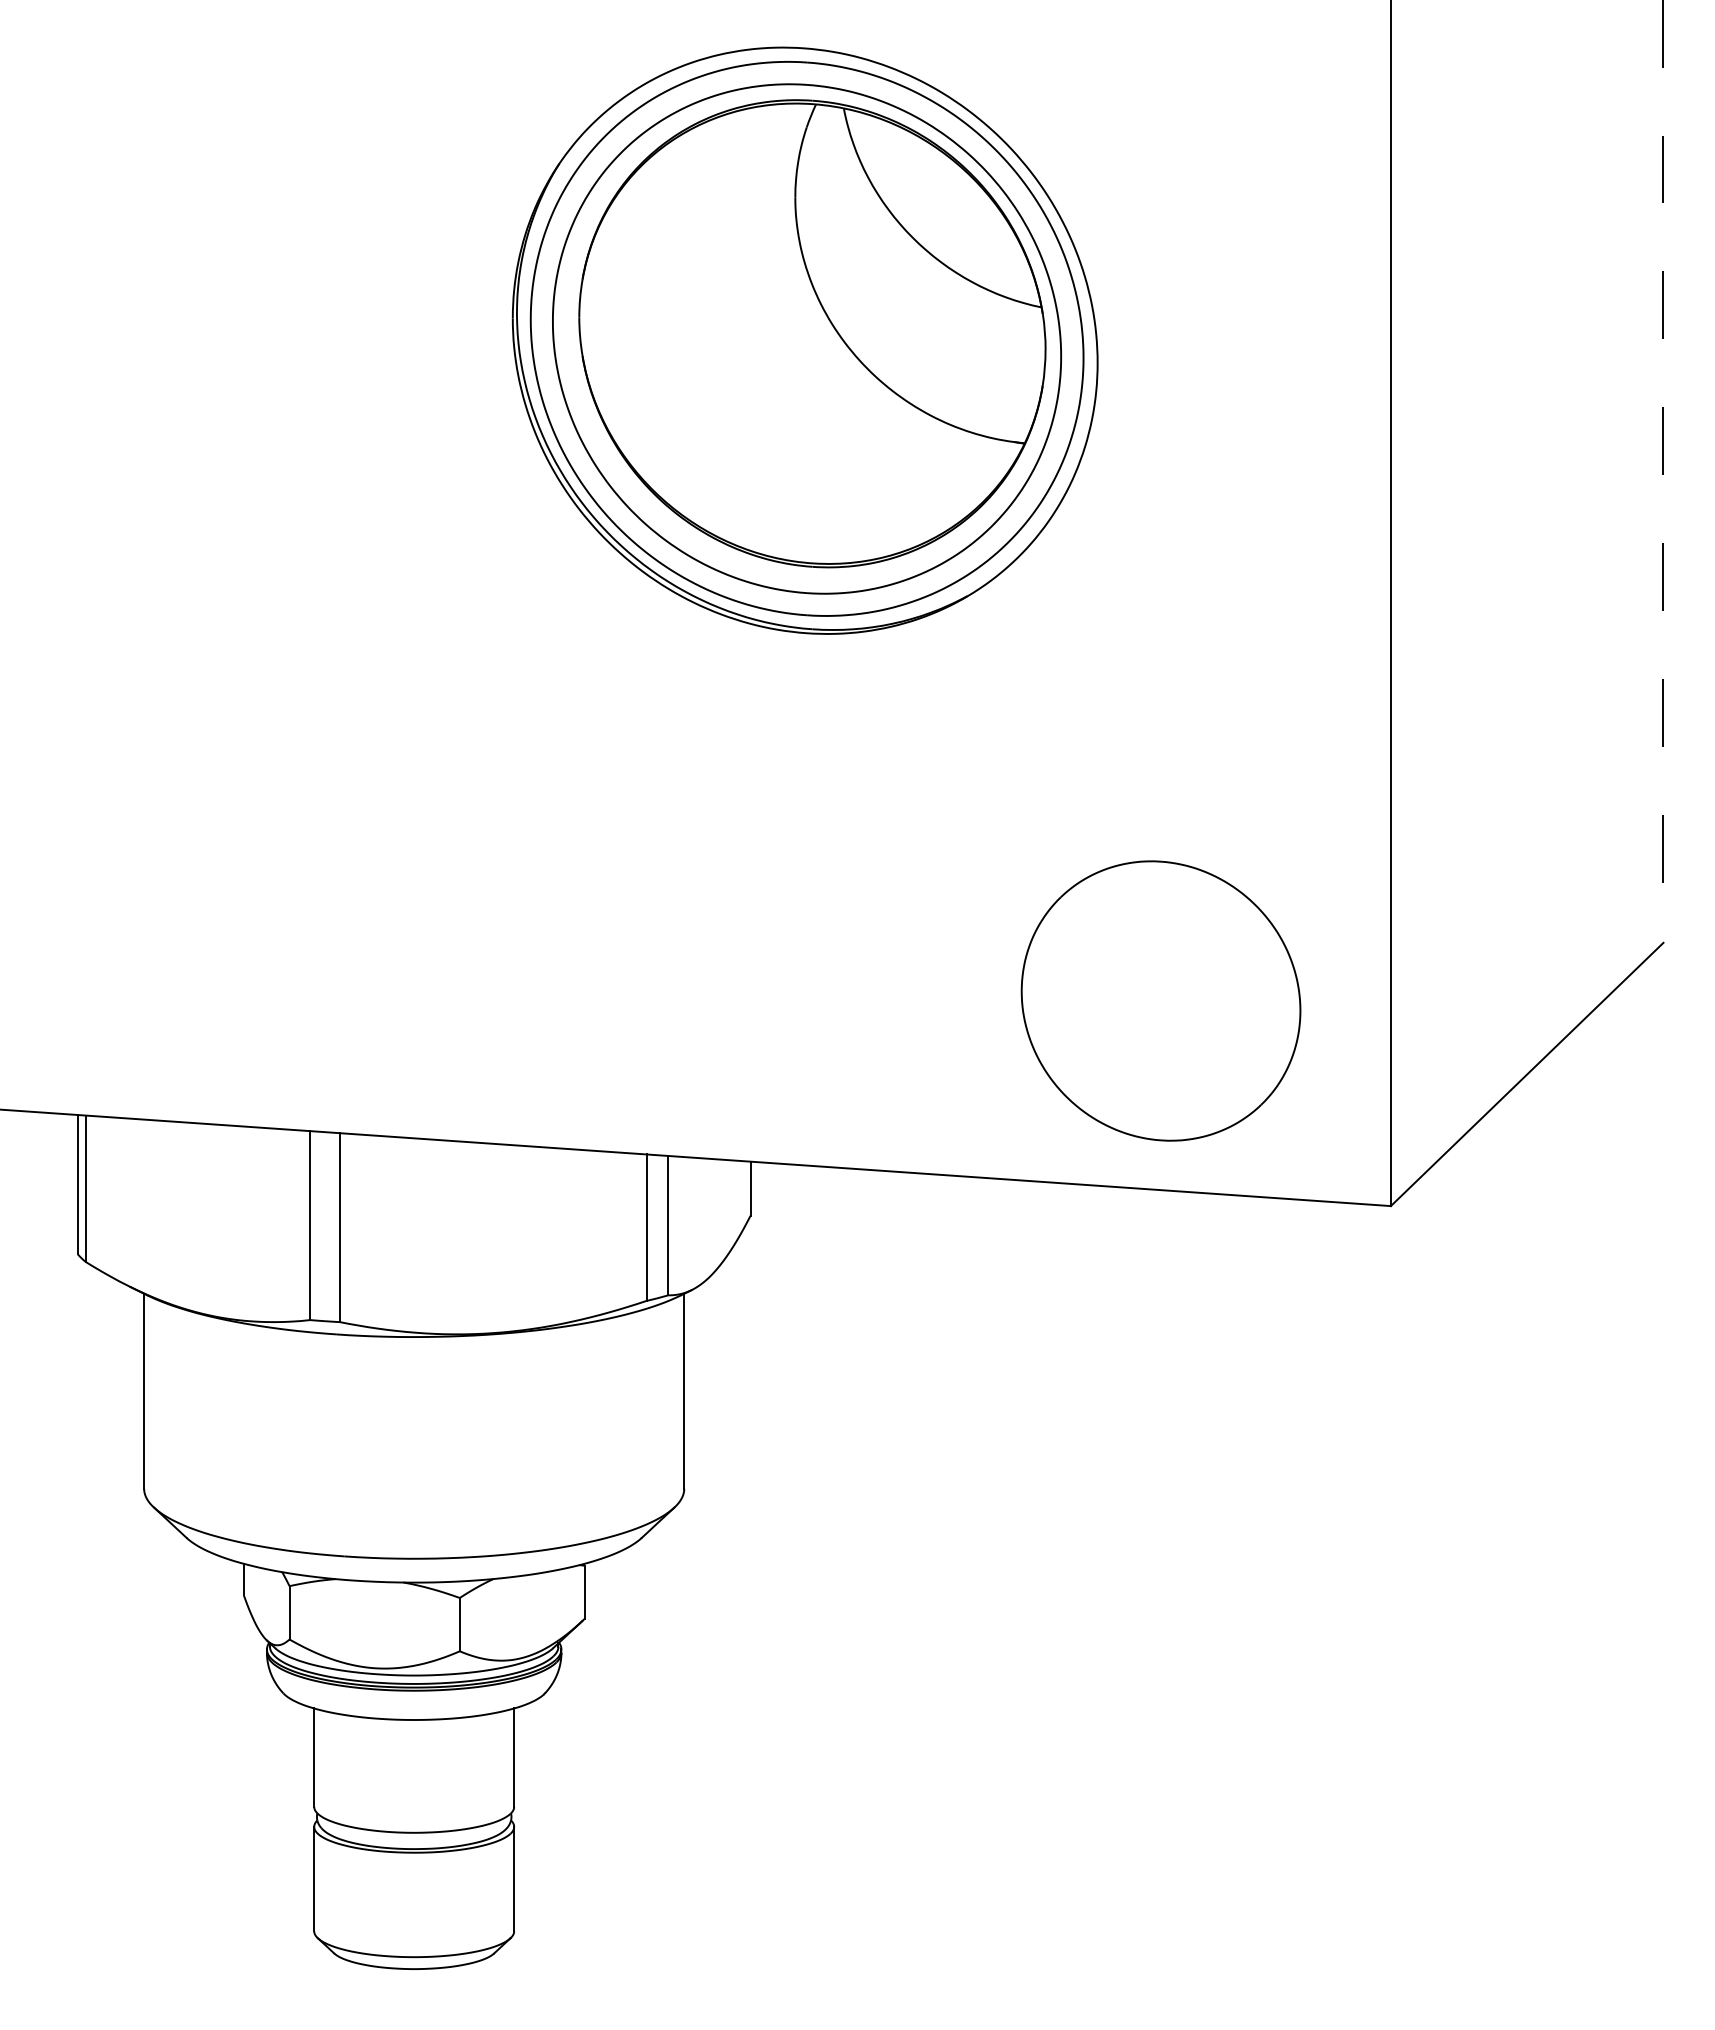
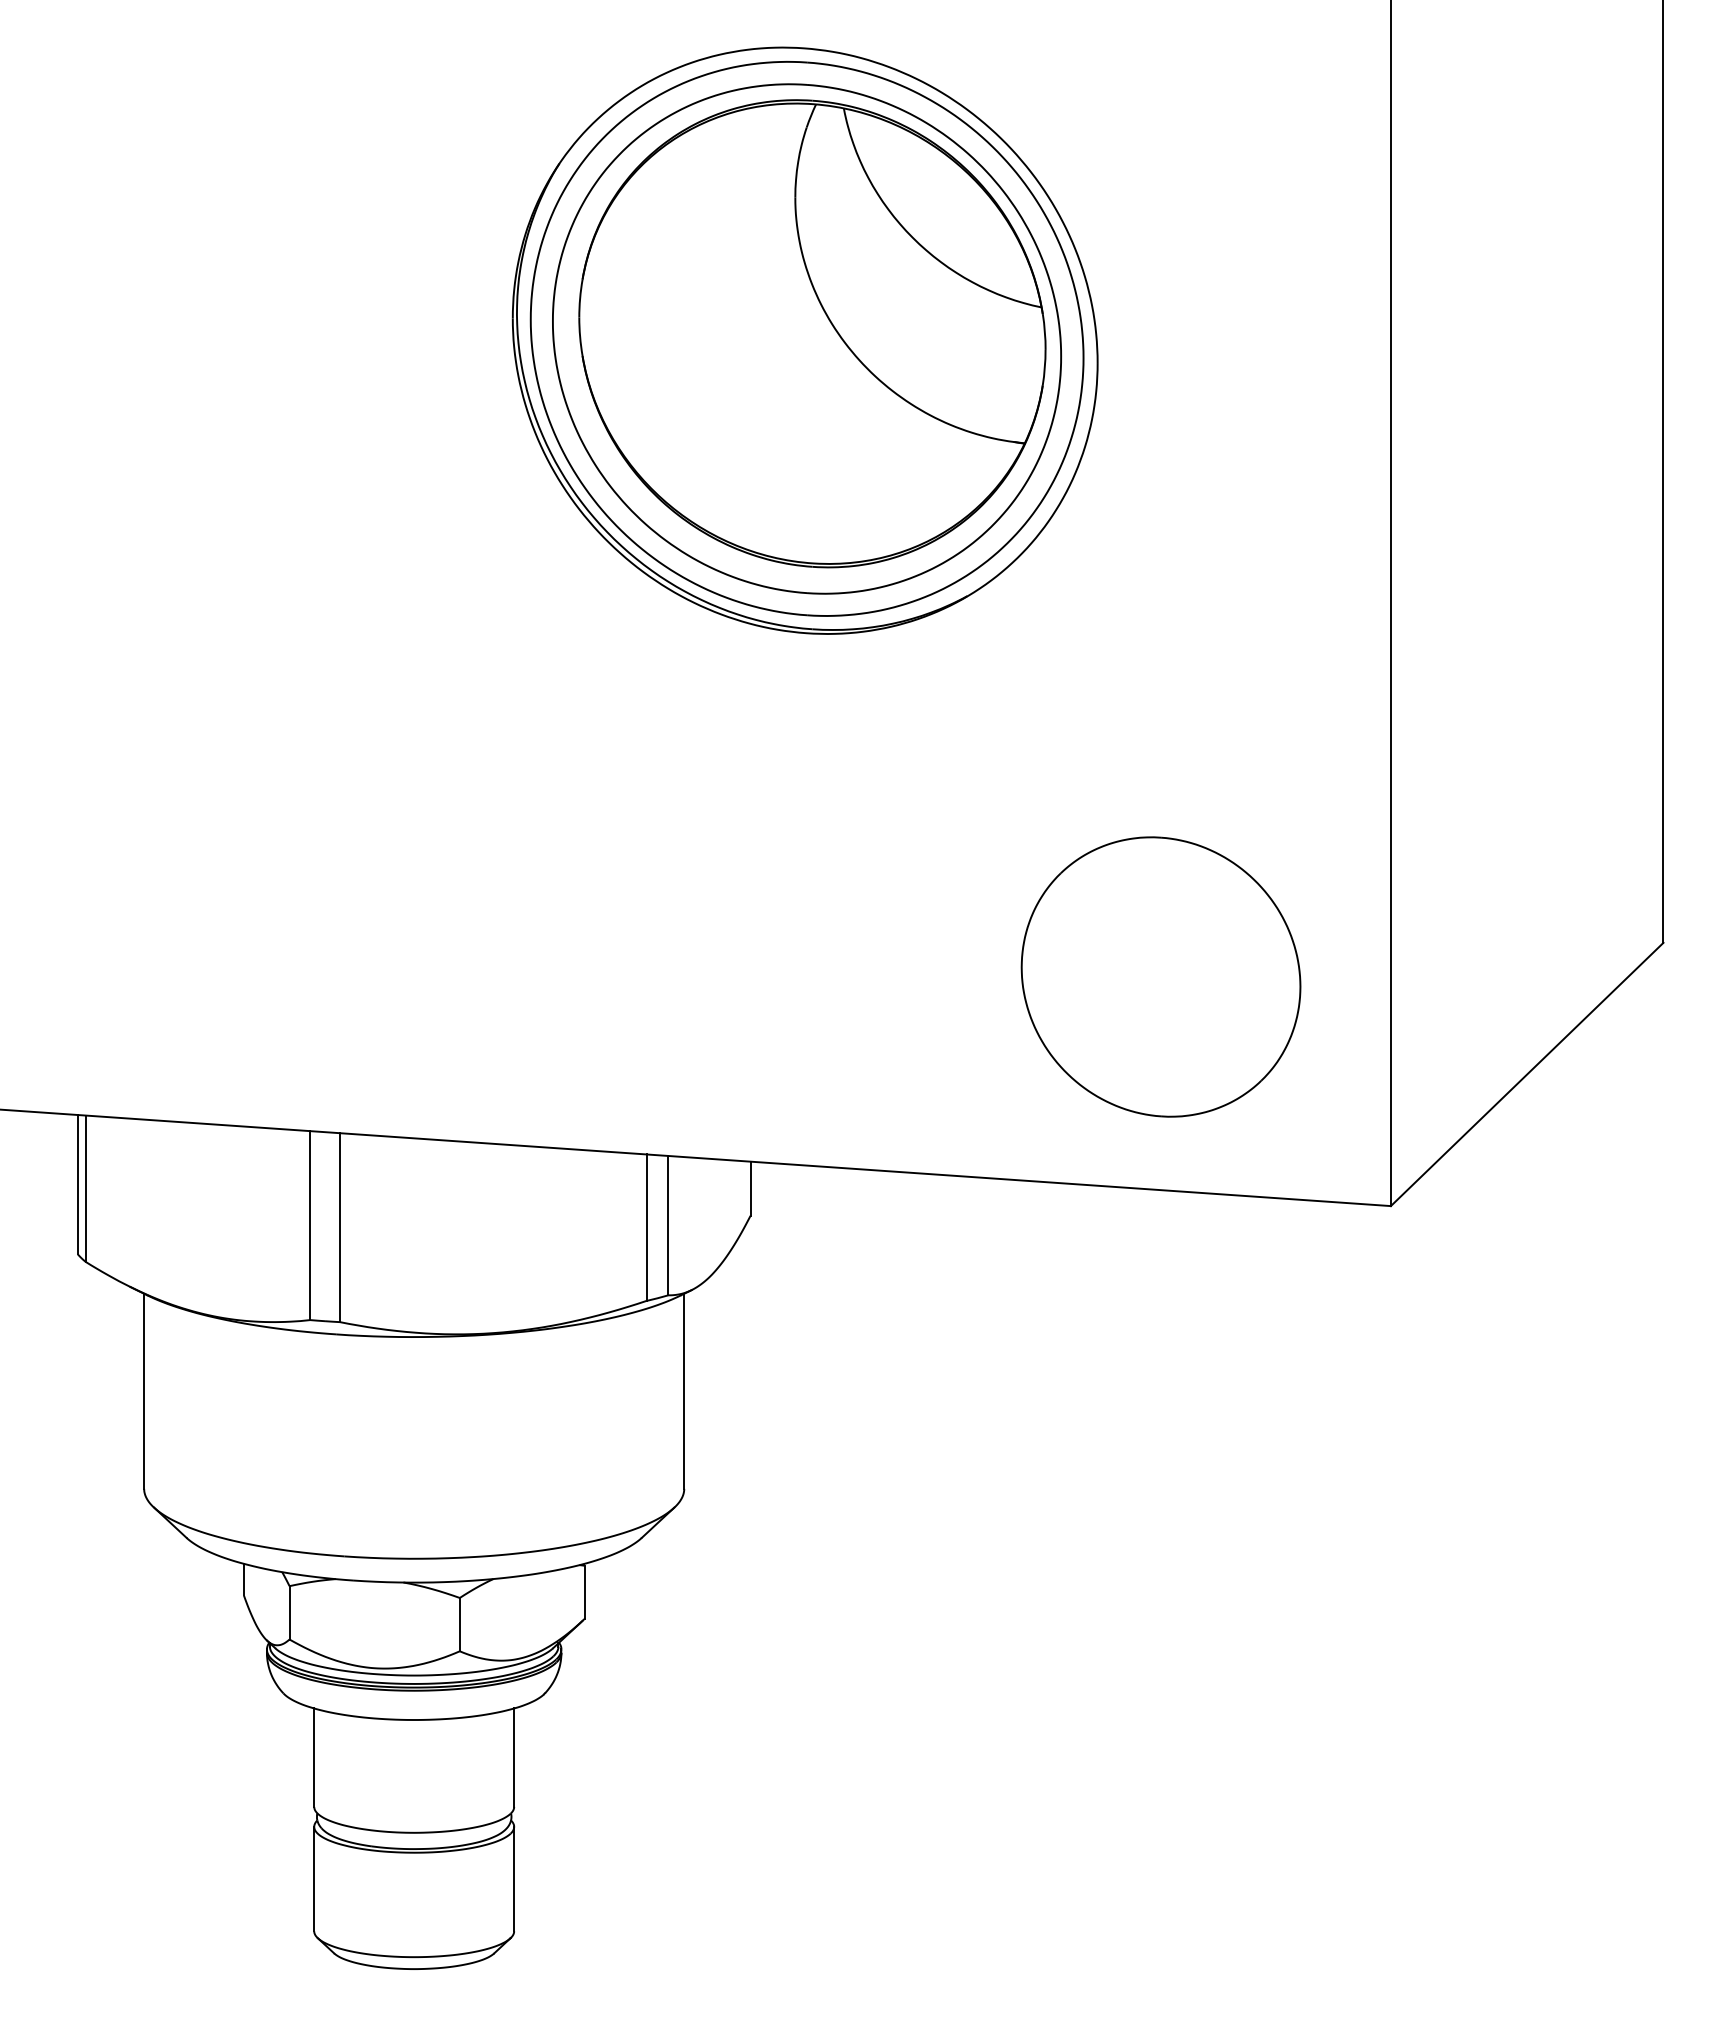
line: dashed -> solid (1663, 471)
part position: (1160, 1000) -> (1160, 976) (1160, 976)
